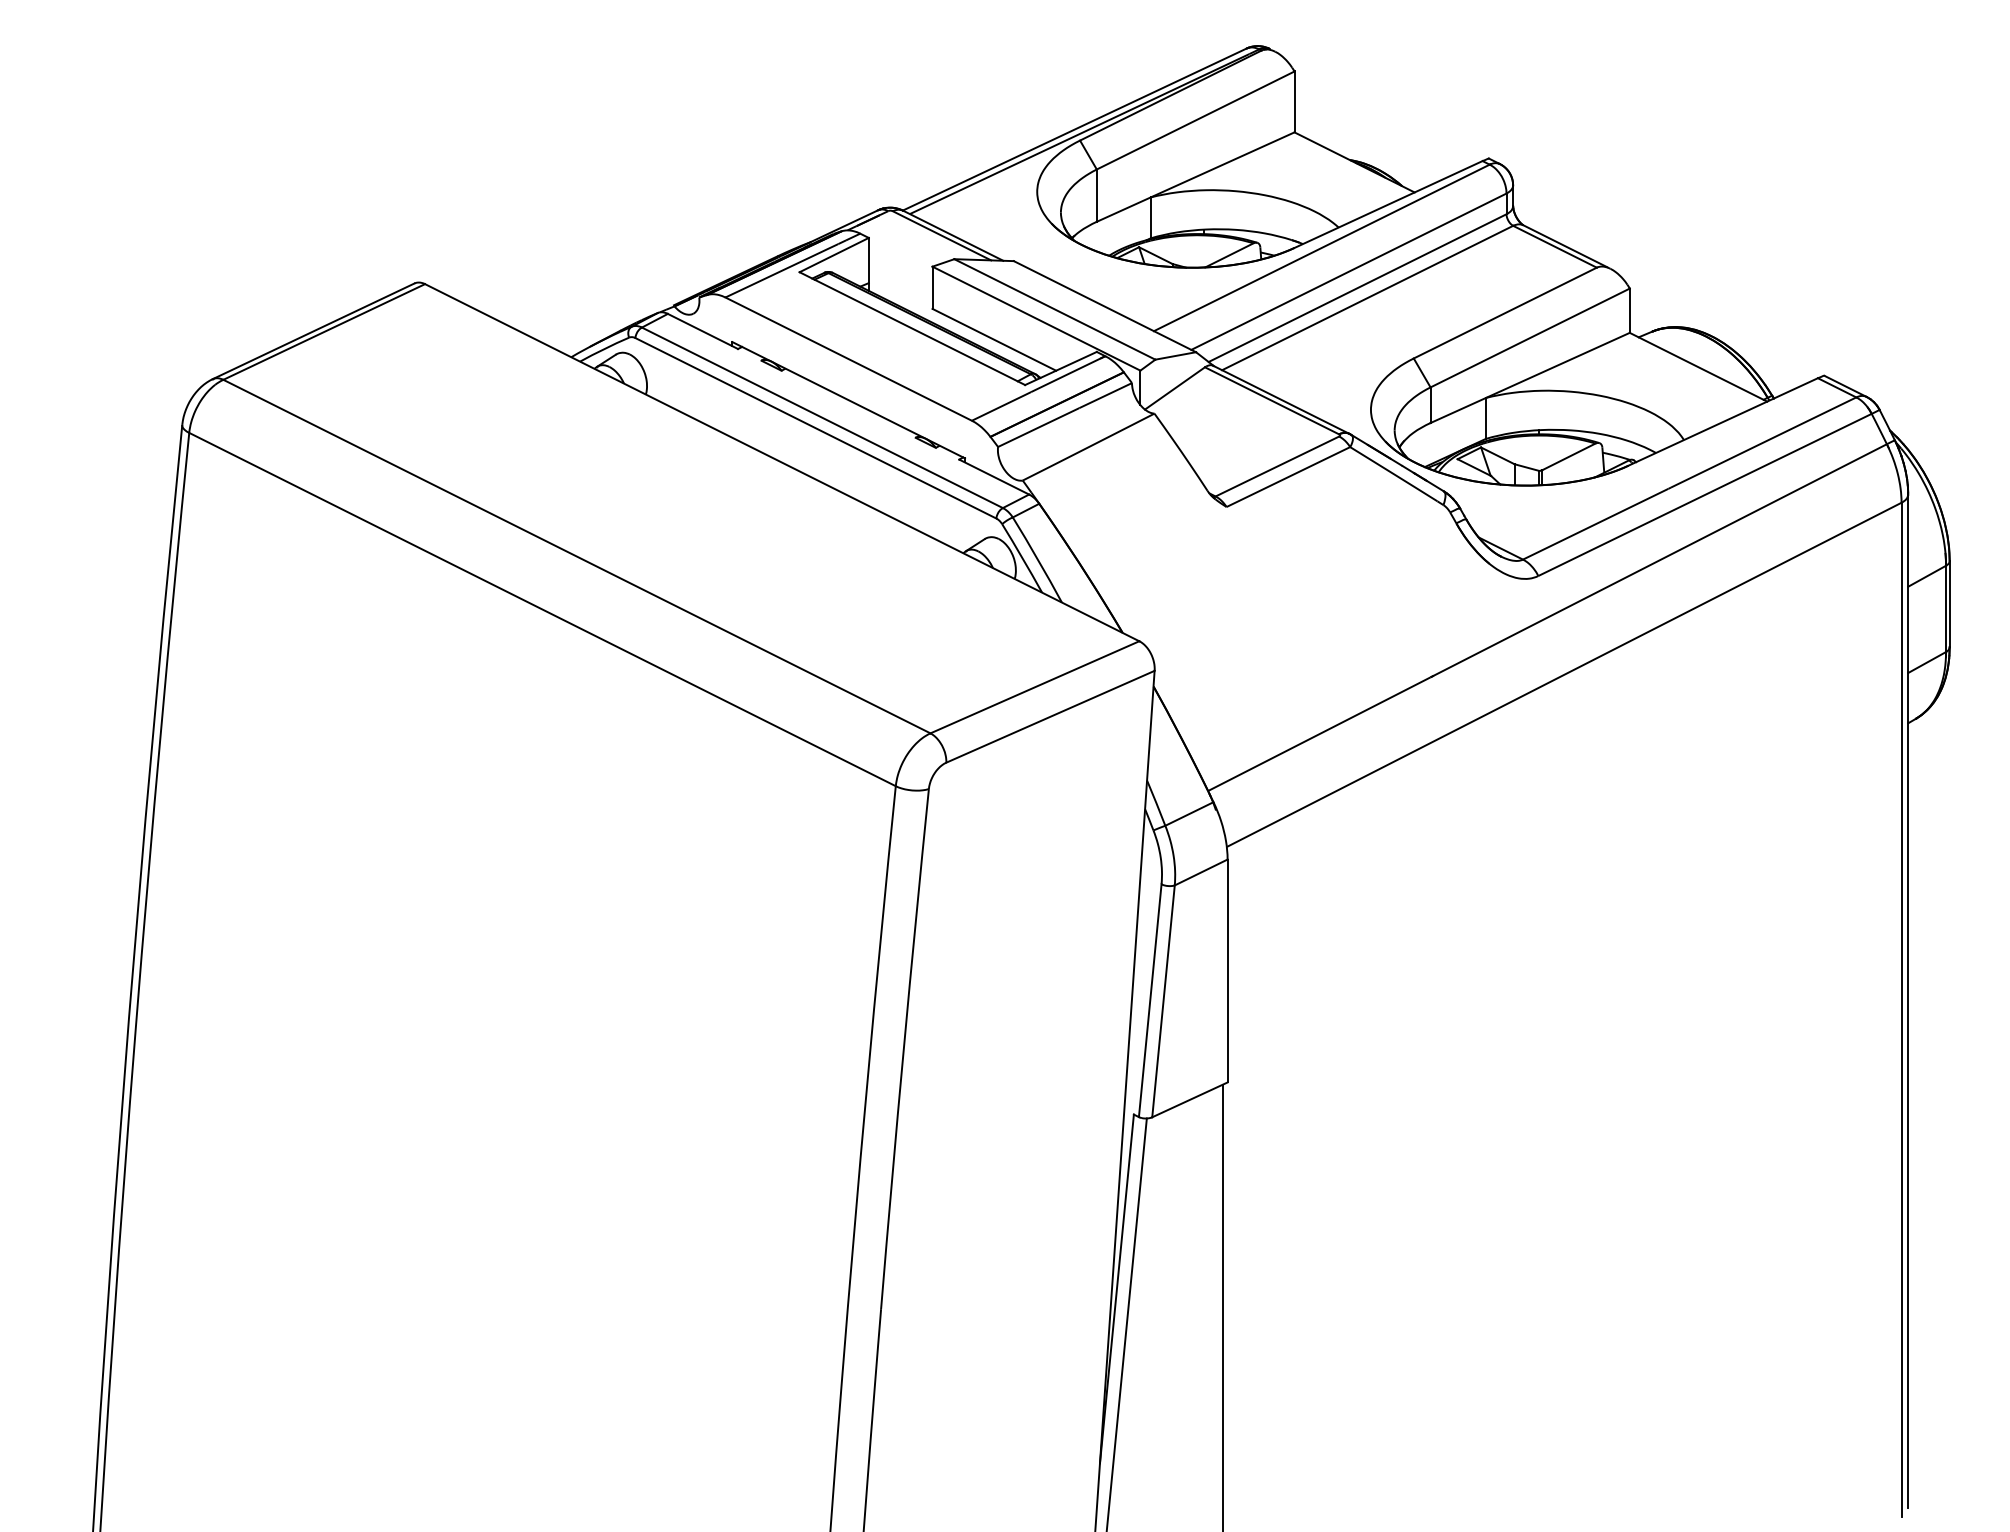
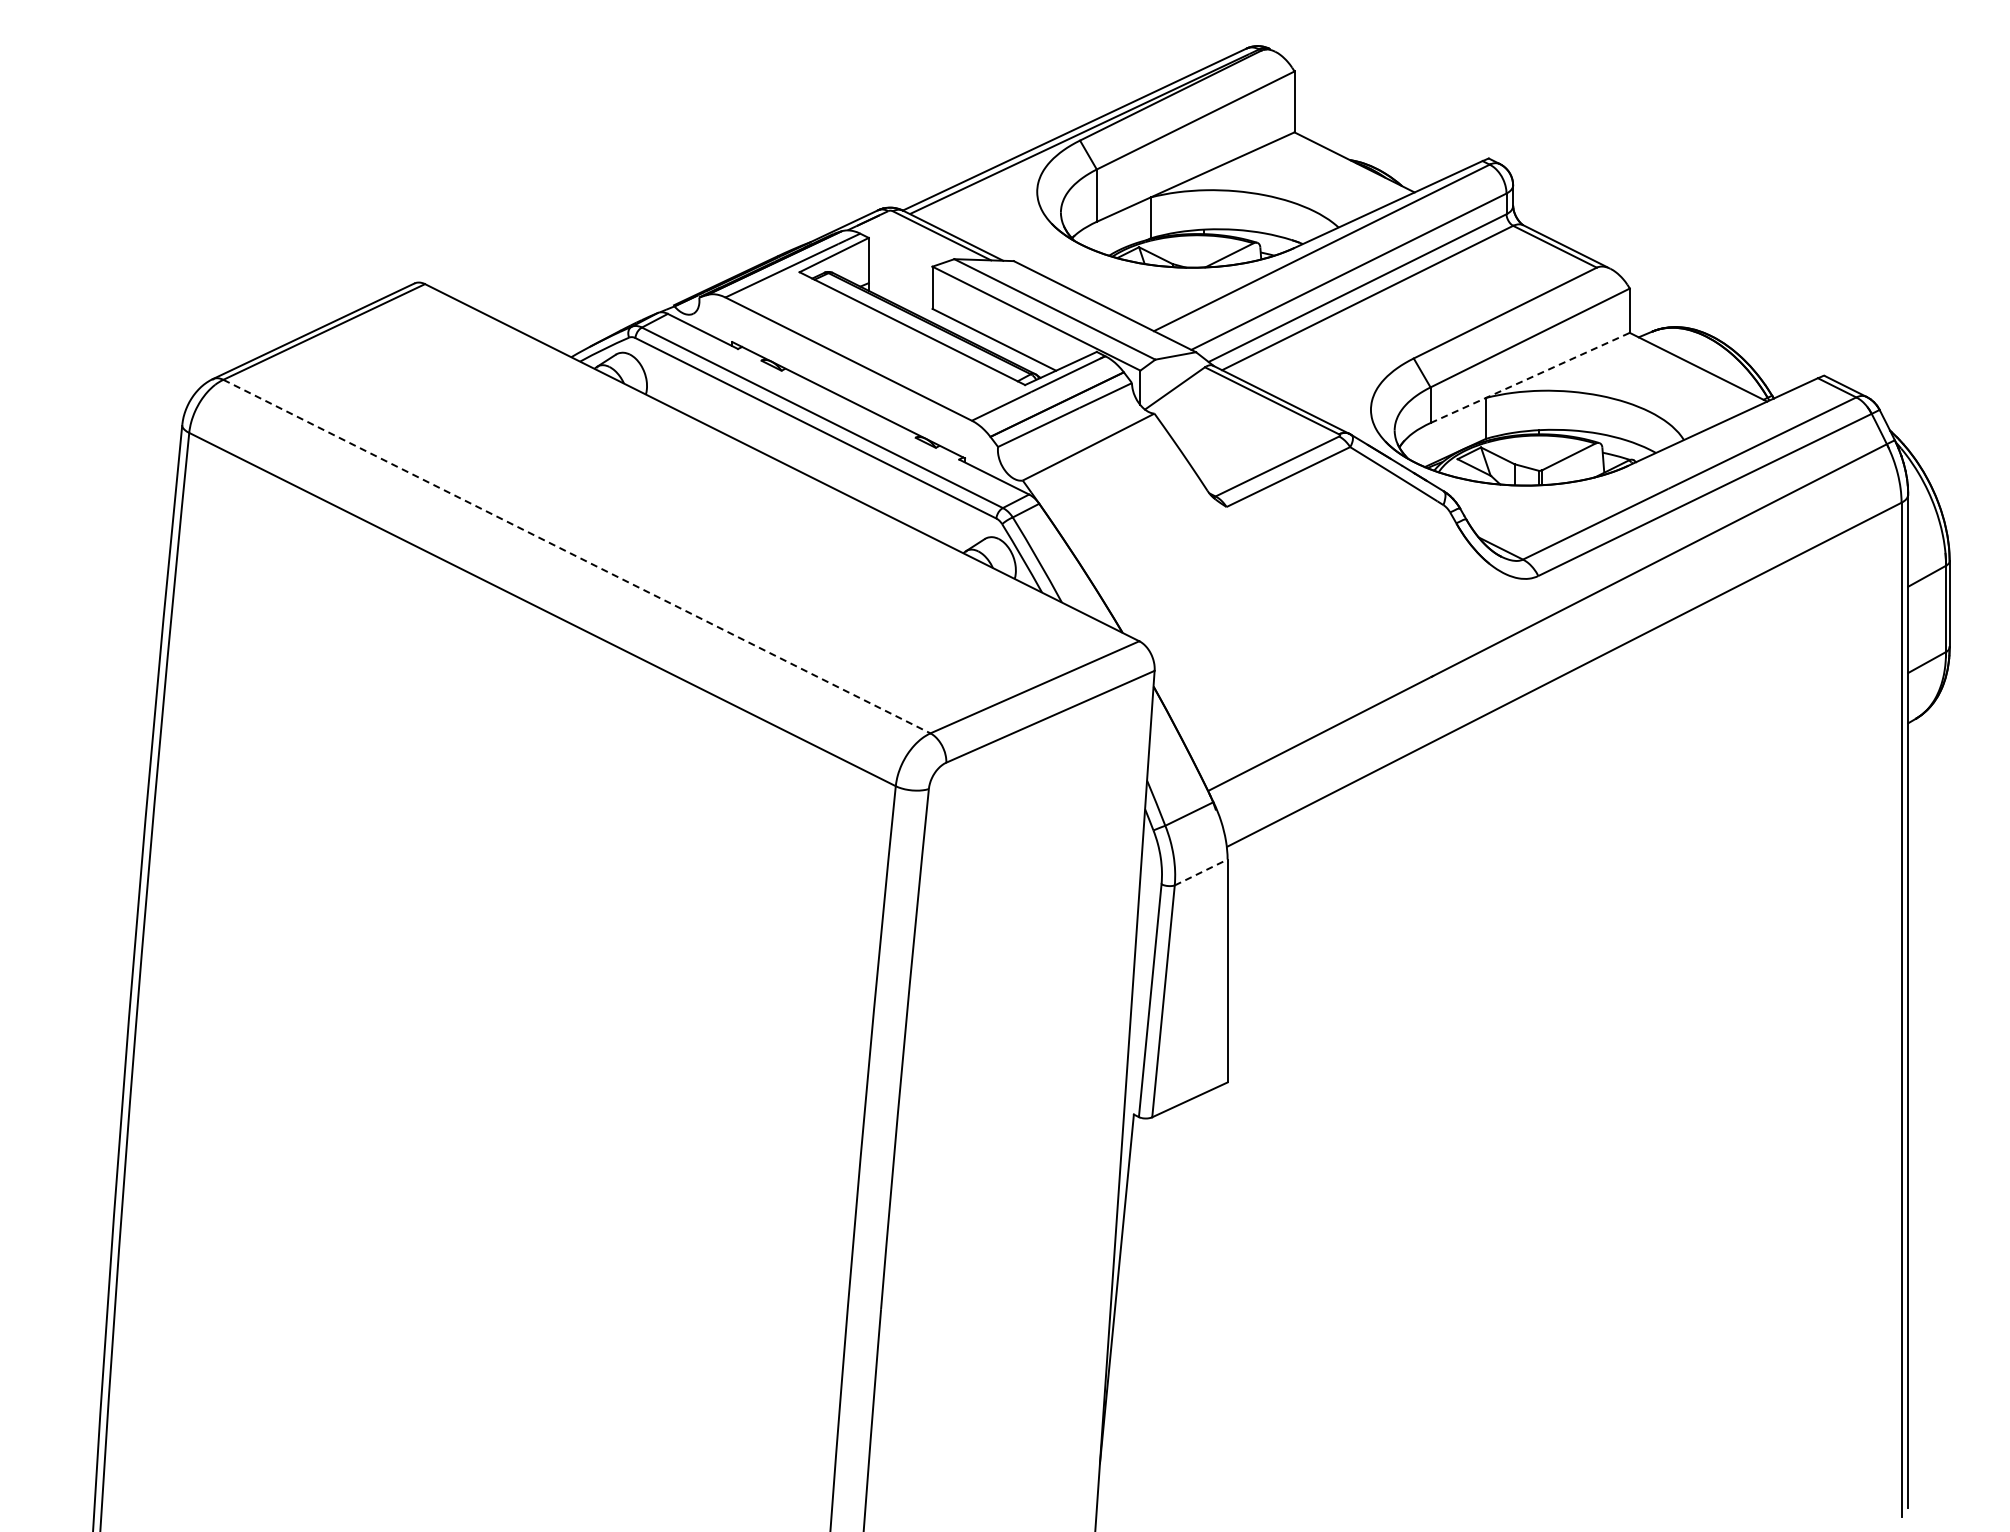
line: solid -> dashed (1530, 377)
line: solid -> dashed (577, 556)
line: solid -> dashed (1201, 872)
line: present -> none (1222, 1306)
line: present -> none (1126, 1323)
